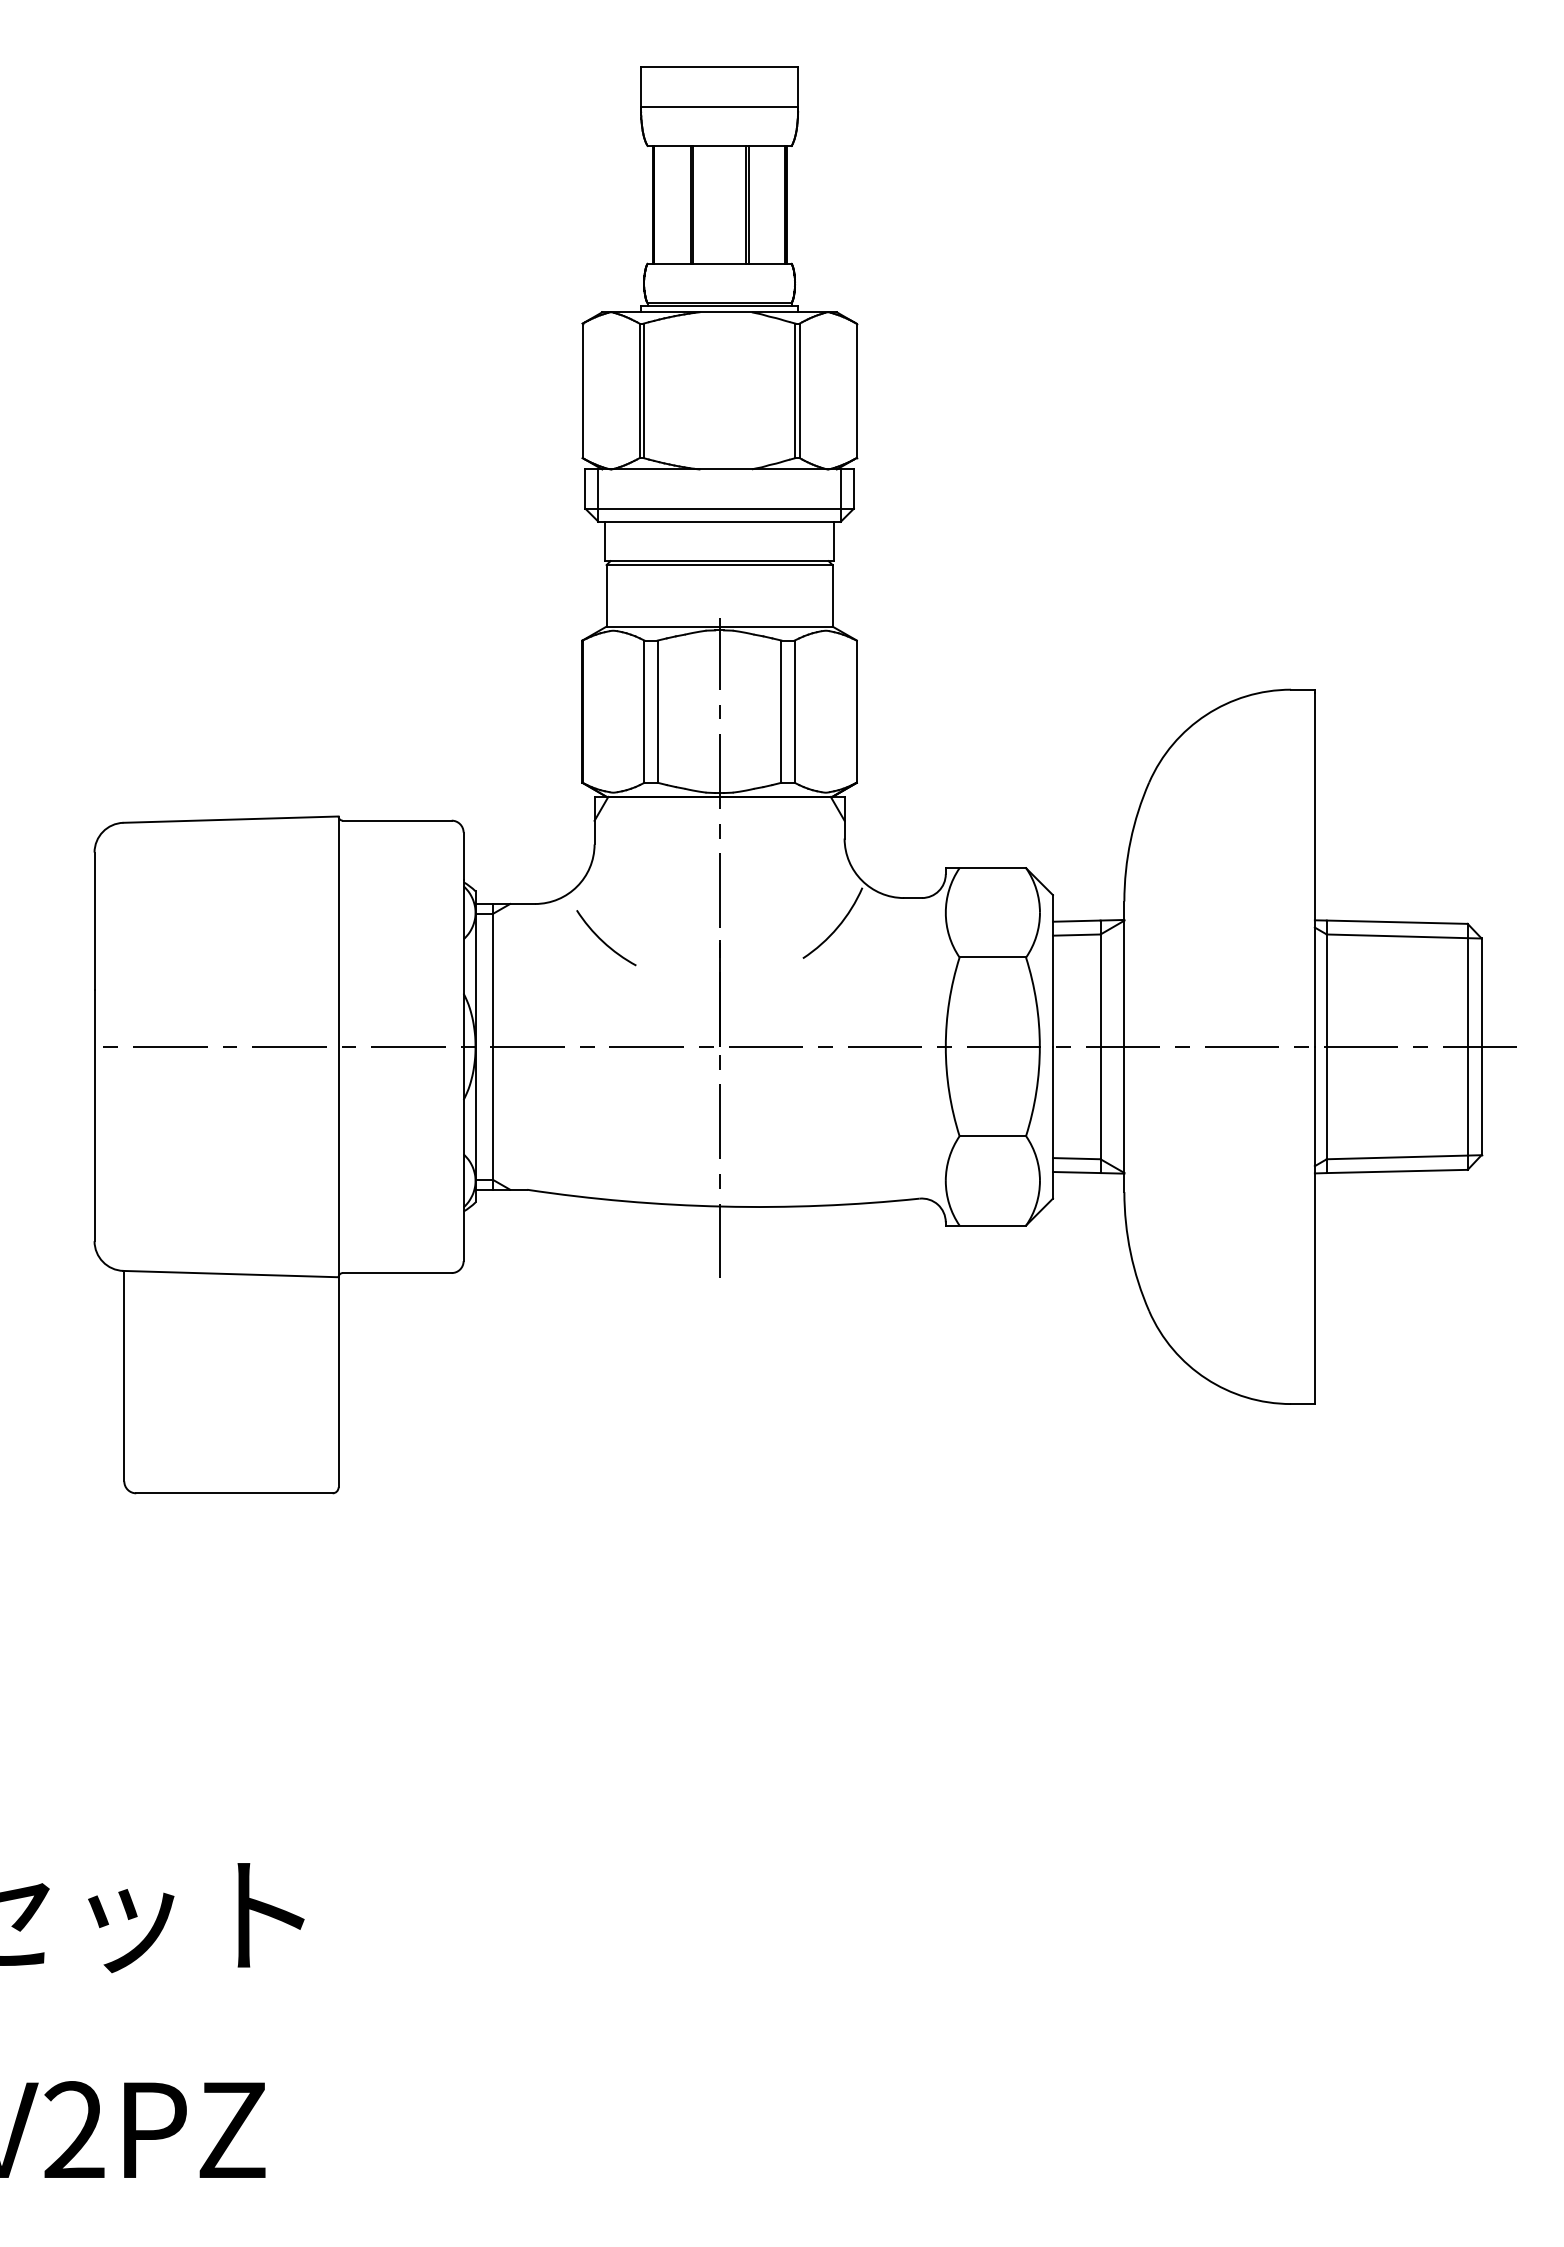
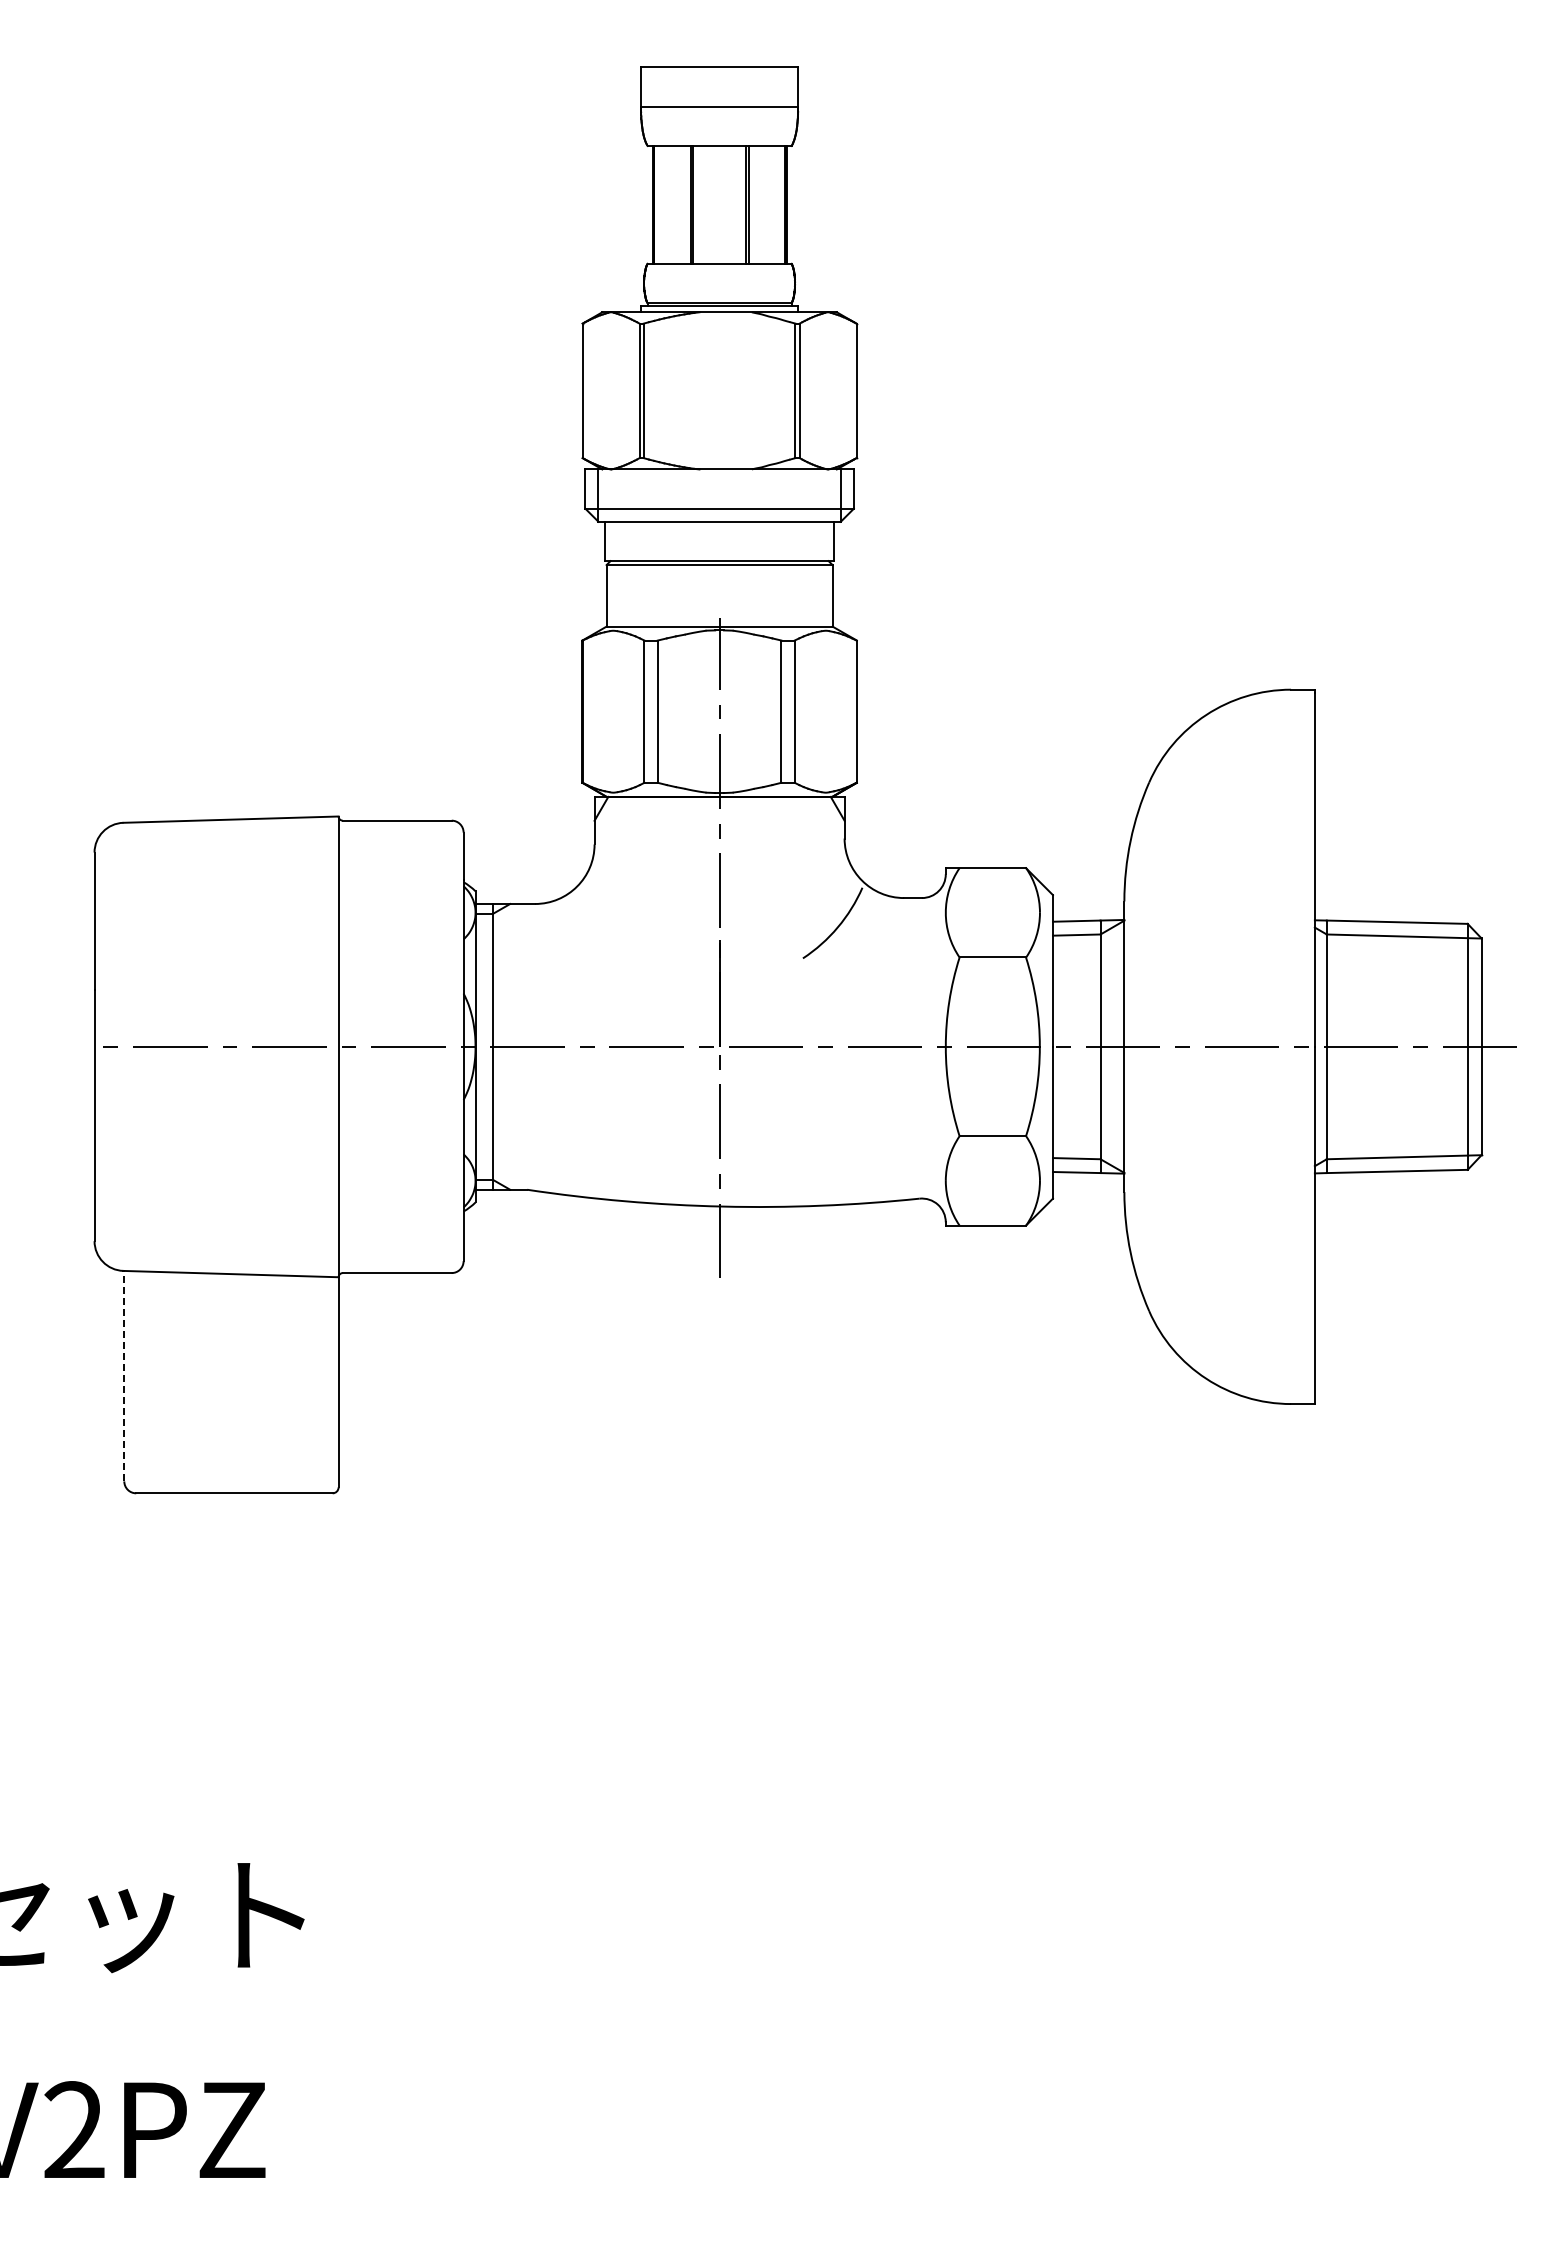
arc: present -> none (603, 940)
line: solid -> dashed (124, 1375)
